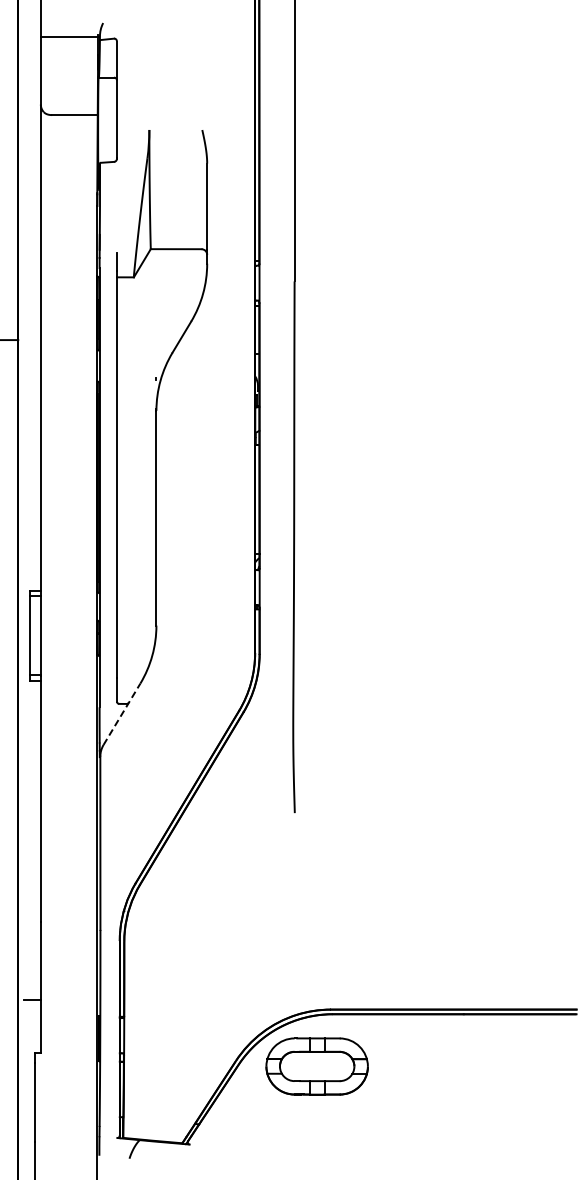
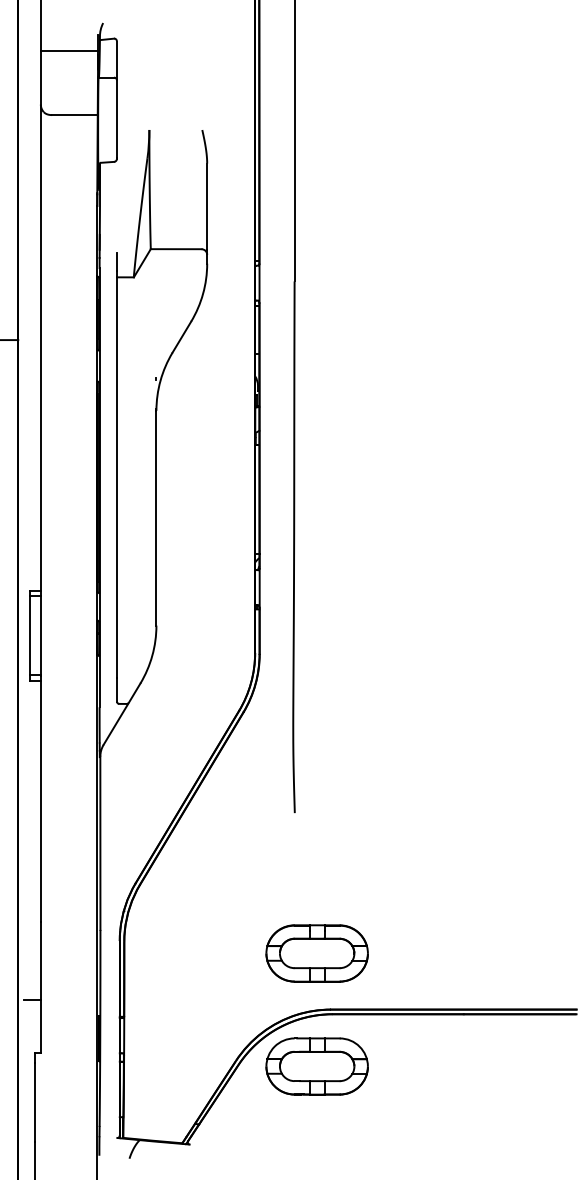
line position: (69, 36) -> (69, 50) (69, 50)
line: dashed -> solid (121, 714)
part: none -> present (316, 953)
